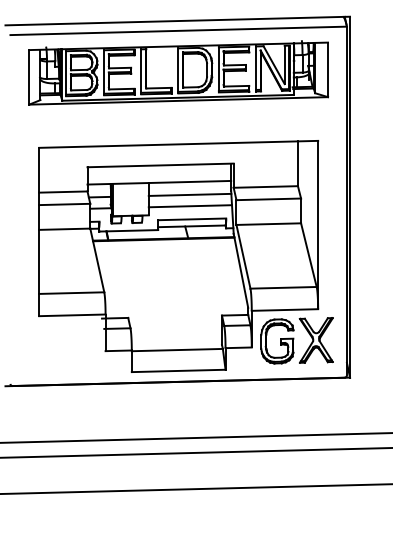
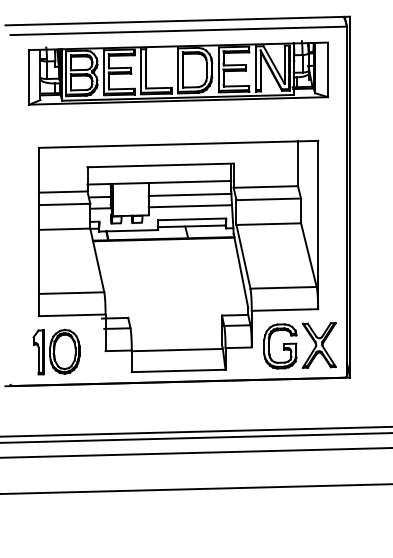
part position: (296, 340) -> (299, 345) (299, 345)
part: none -> present (56, 351)
line: none -> present (195, 431)
